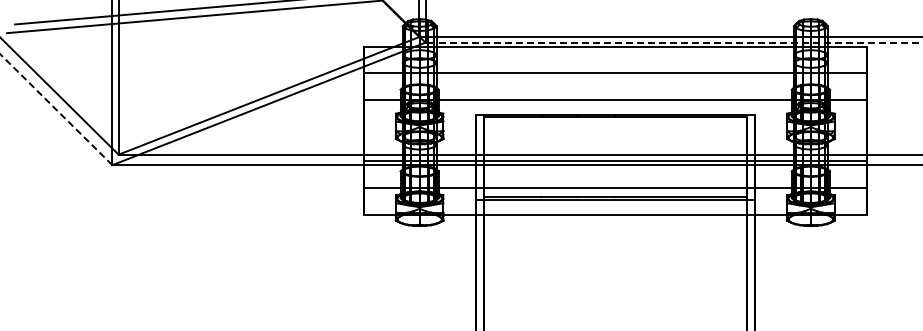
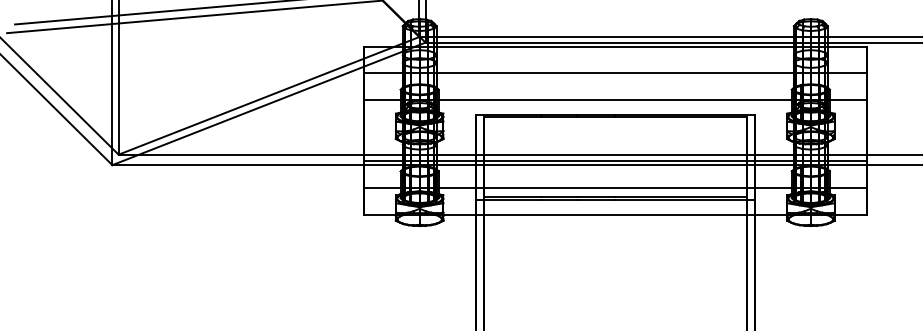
line: dashed -> solid (673, 42)
line: dashed -> solid (56, 109)
